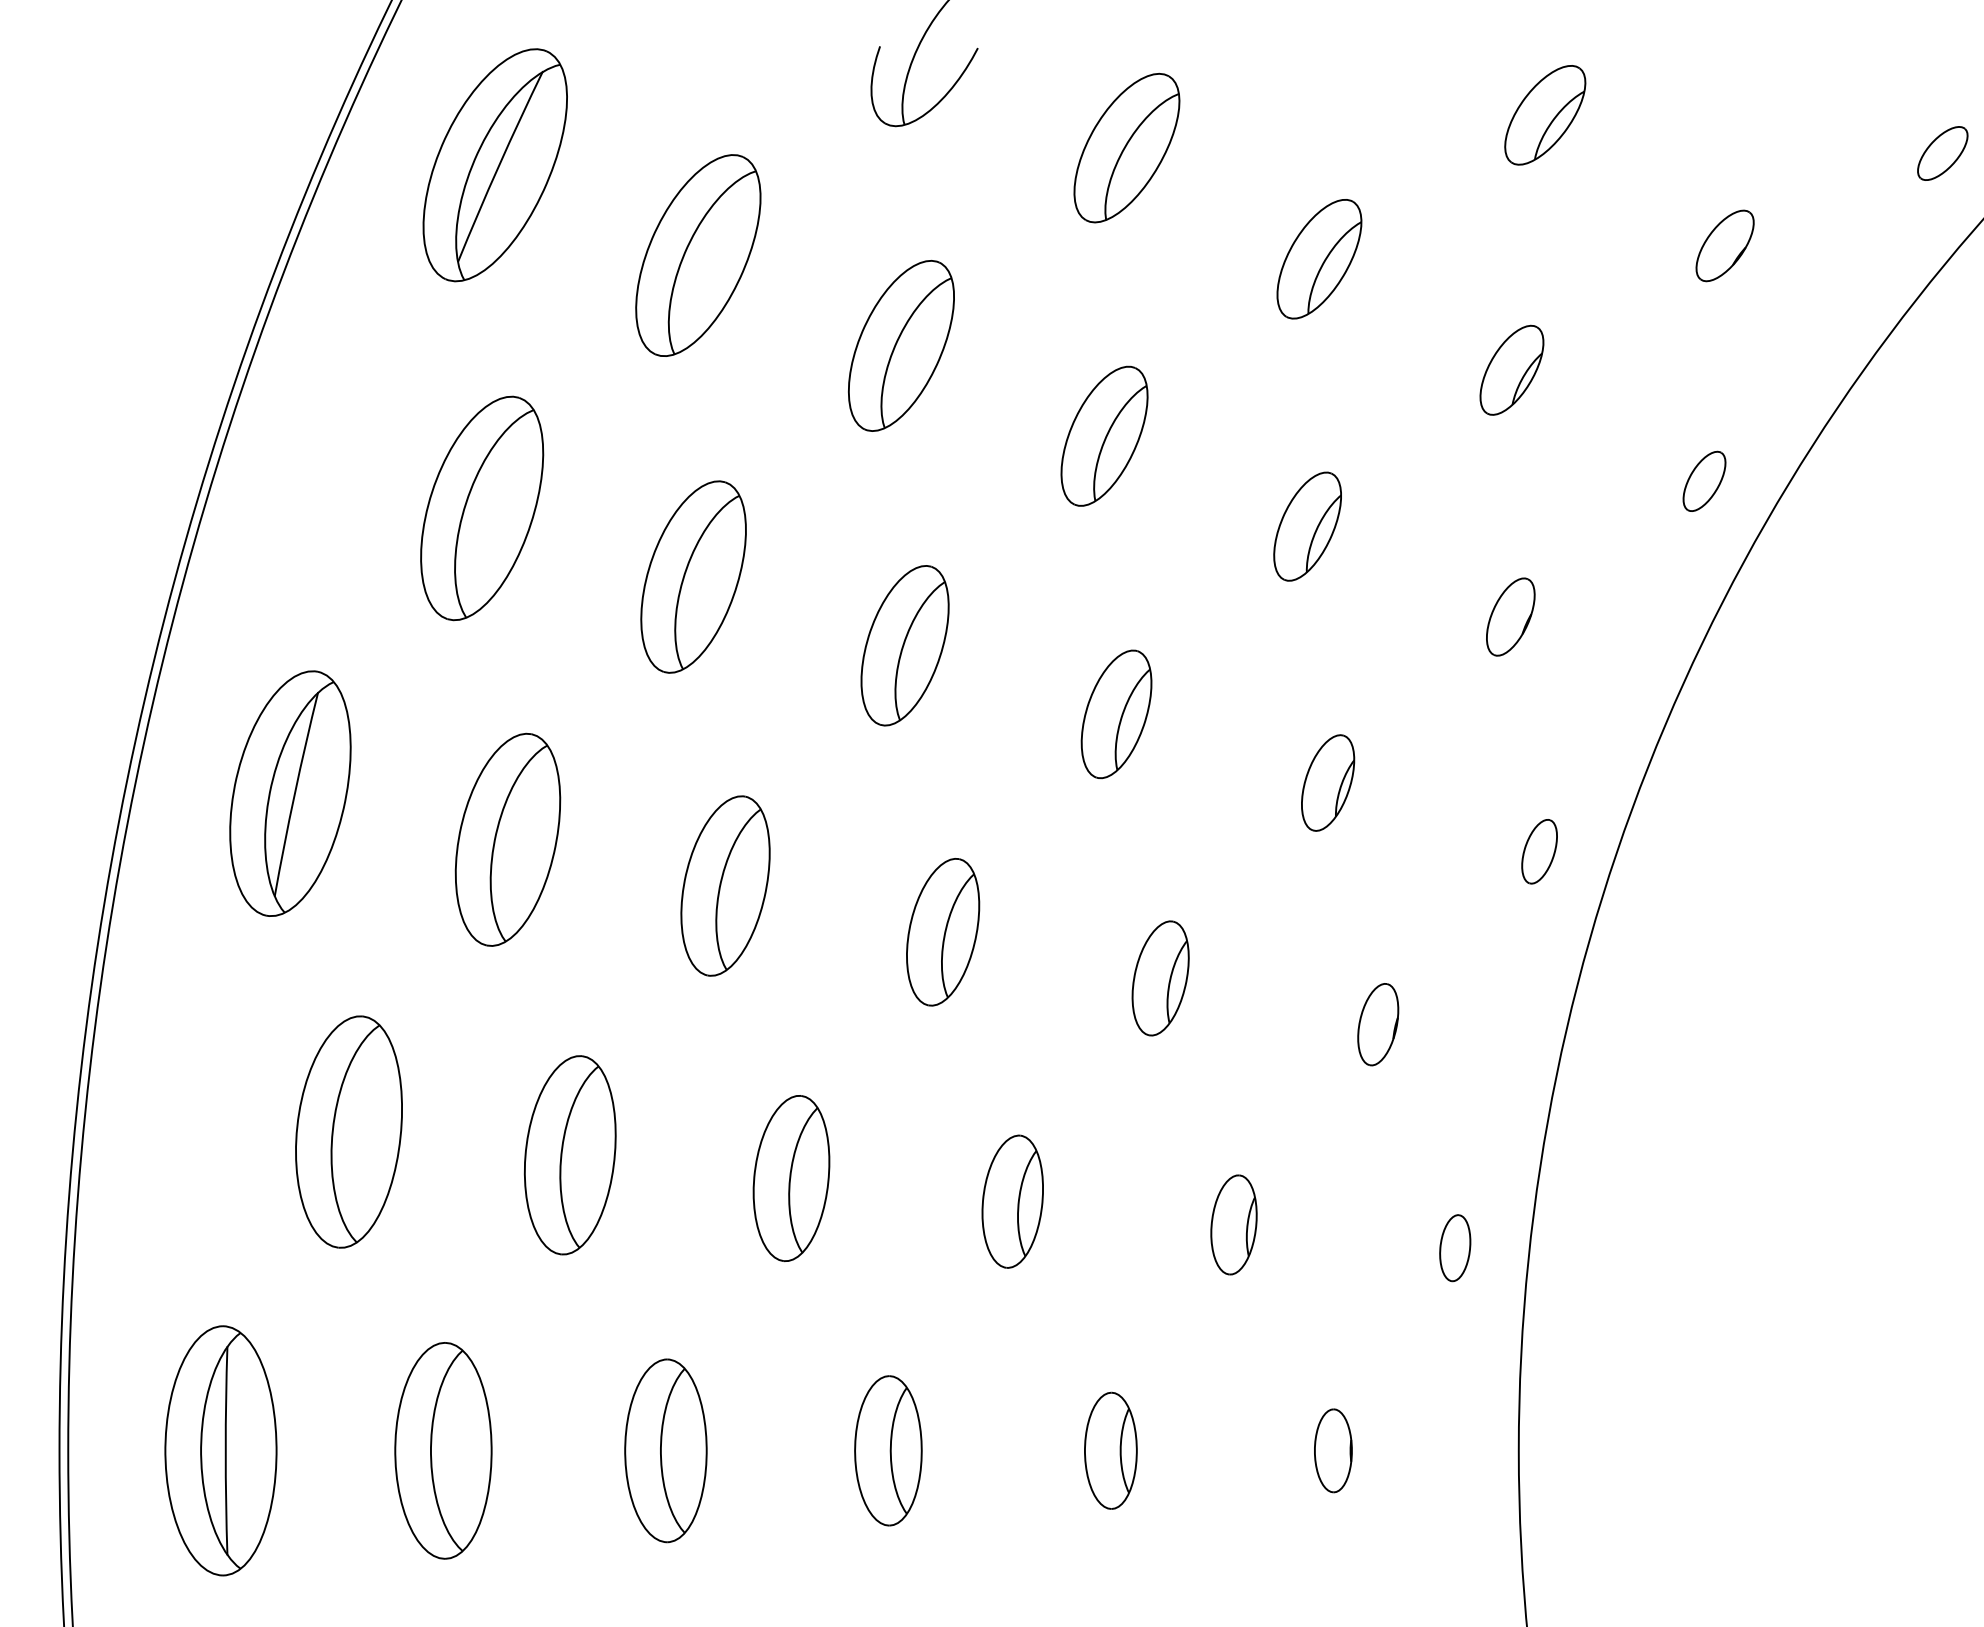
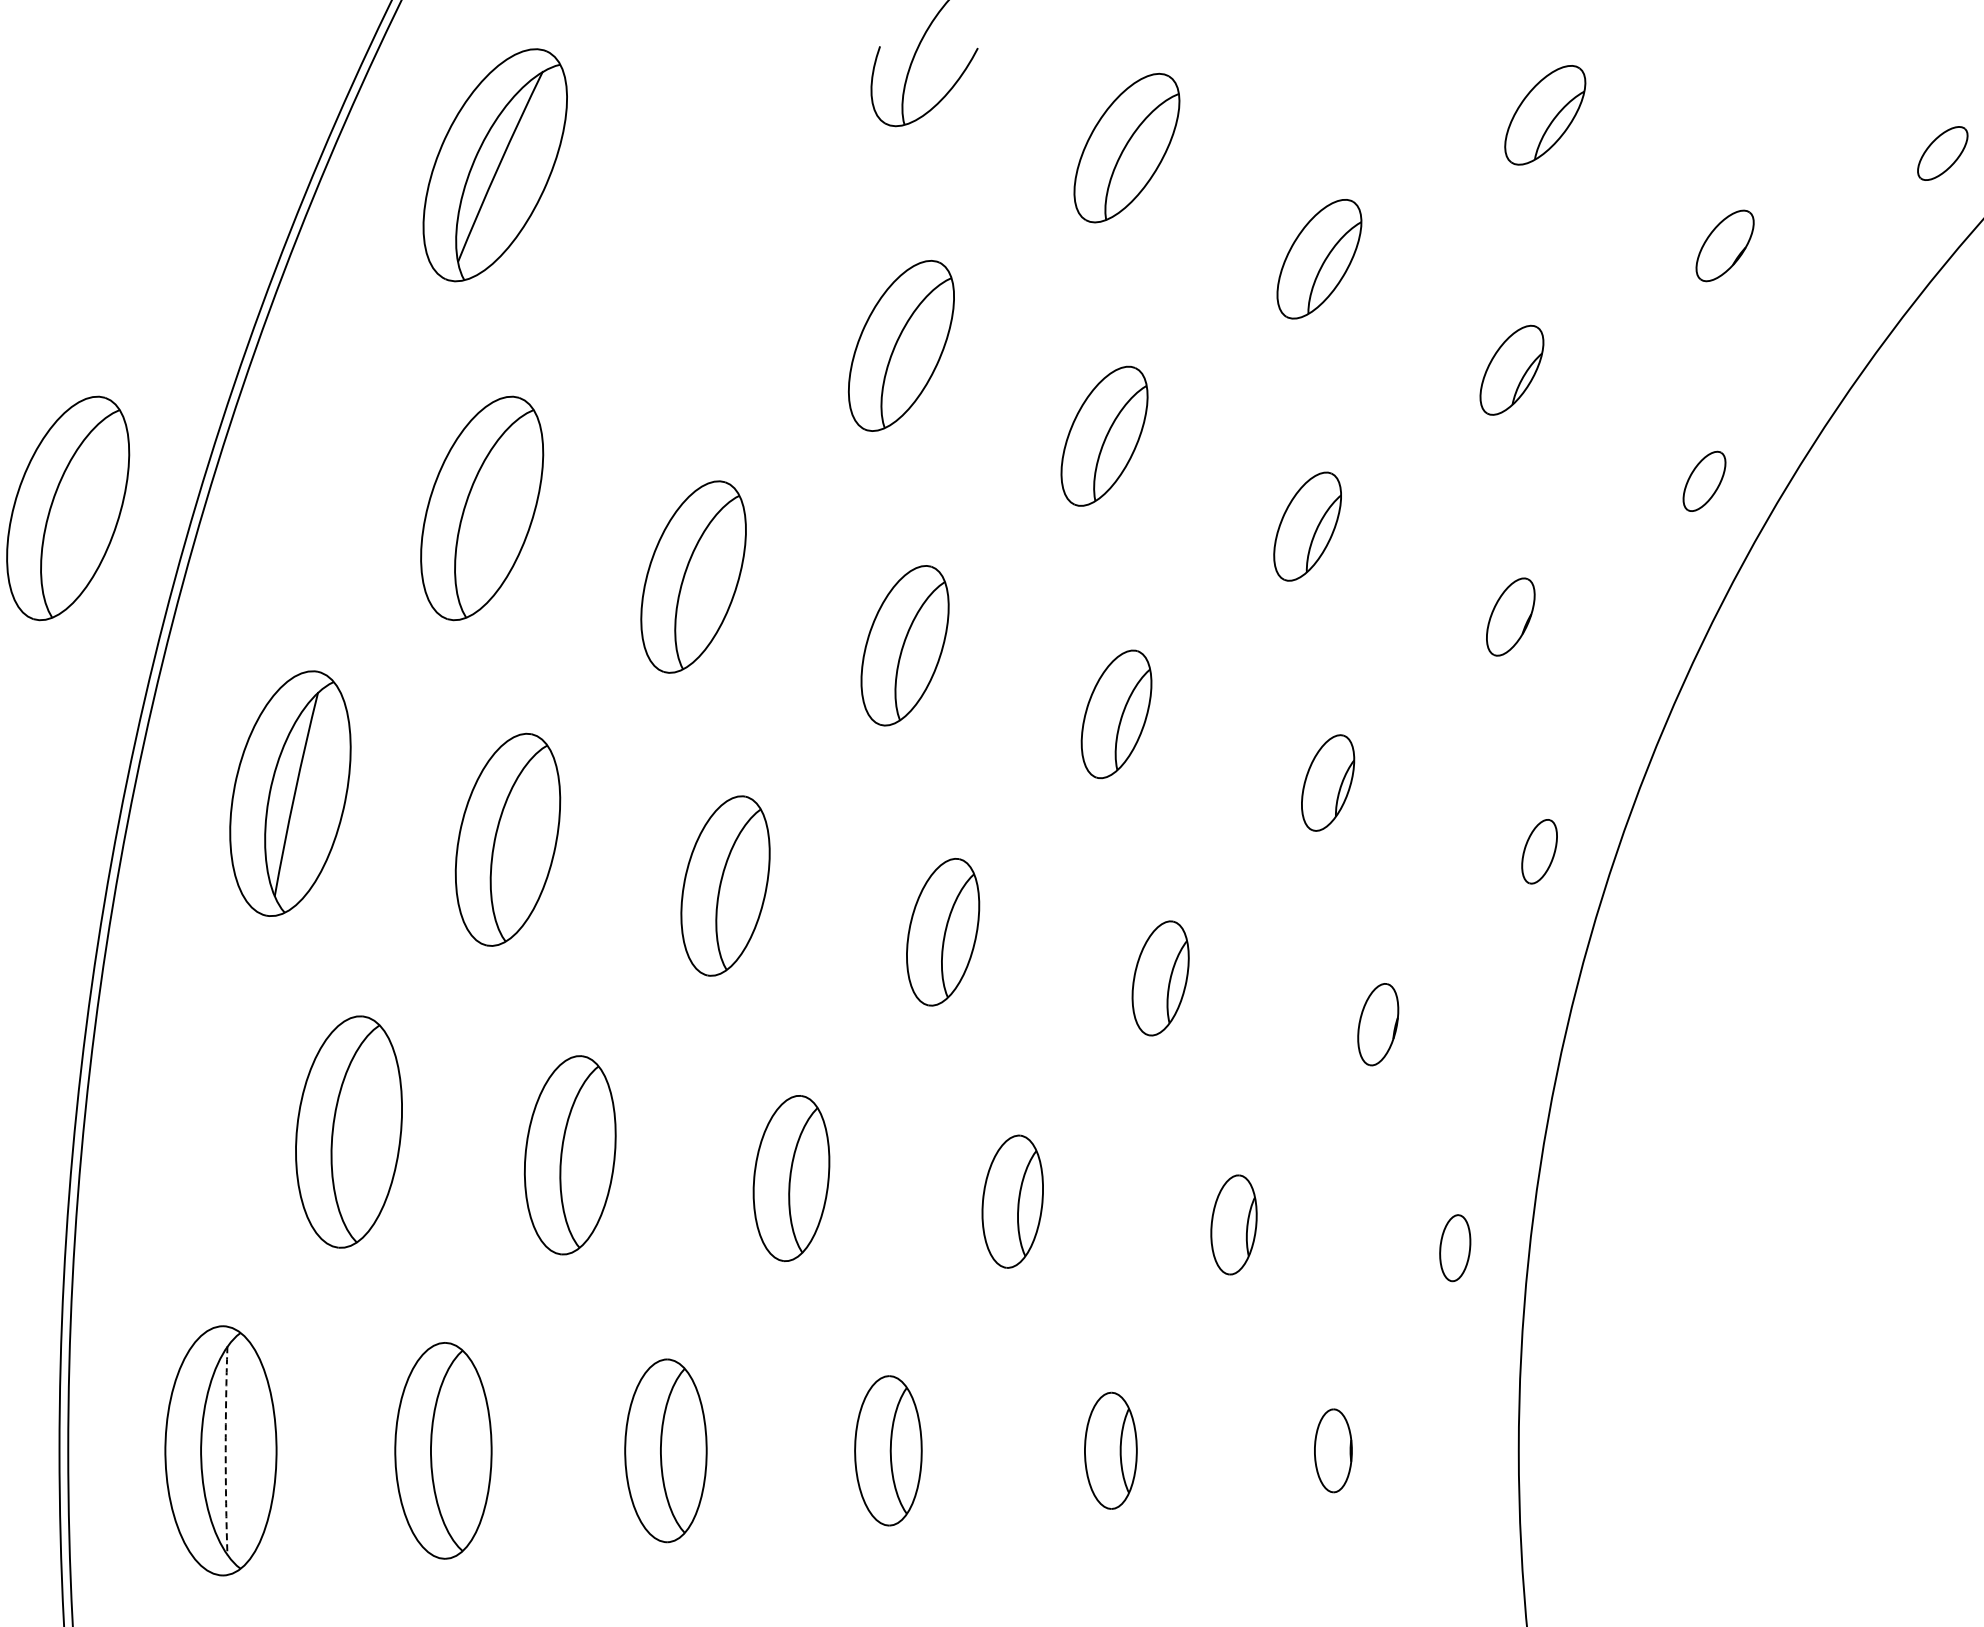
part: present -> none (698, 255)
part: none -> present (68, 508)
arc: solid -> dashed (225, 1450)
